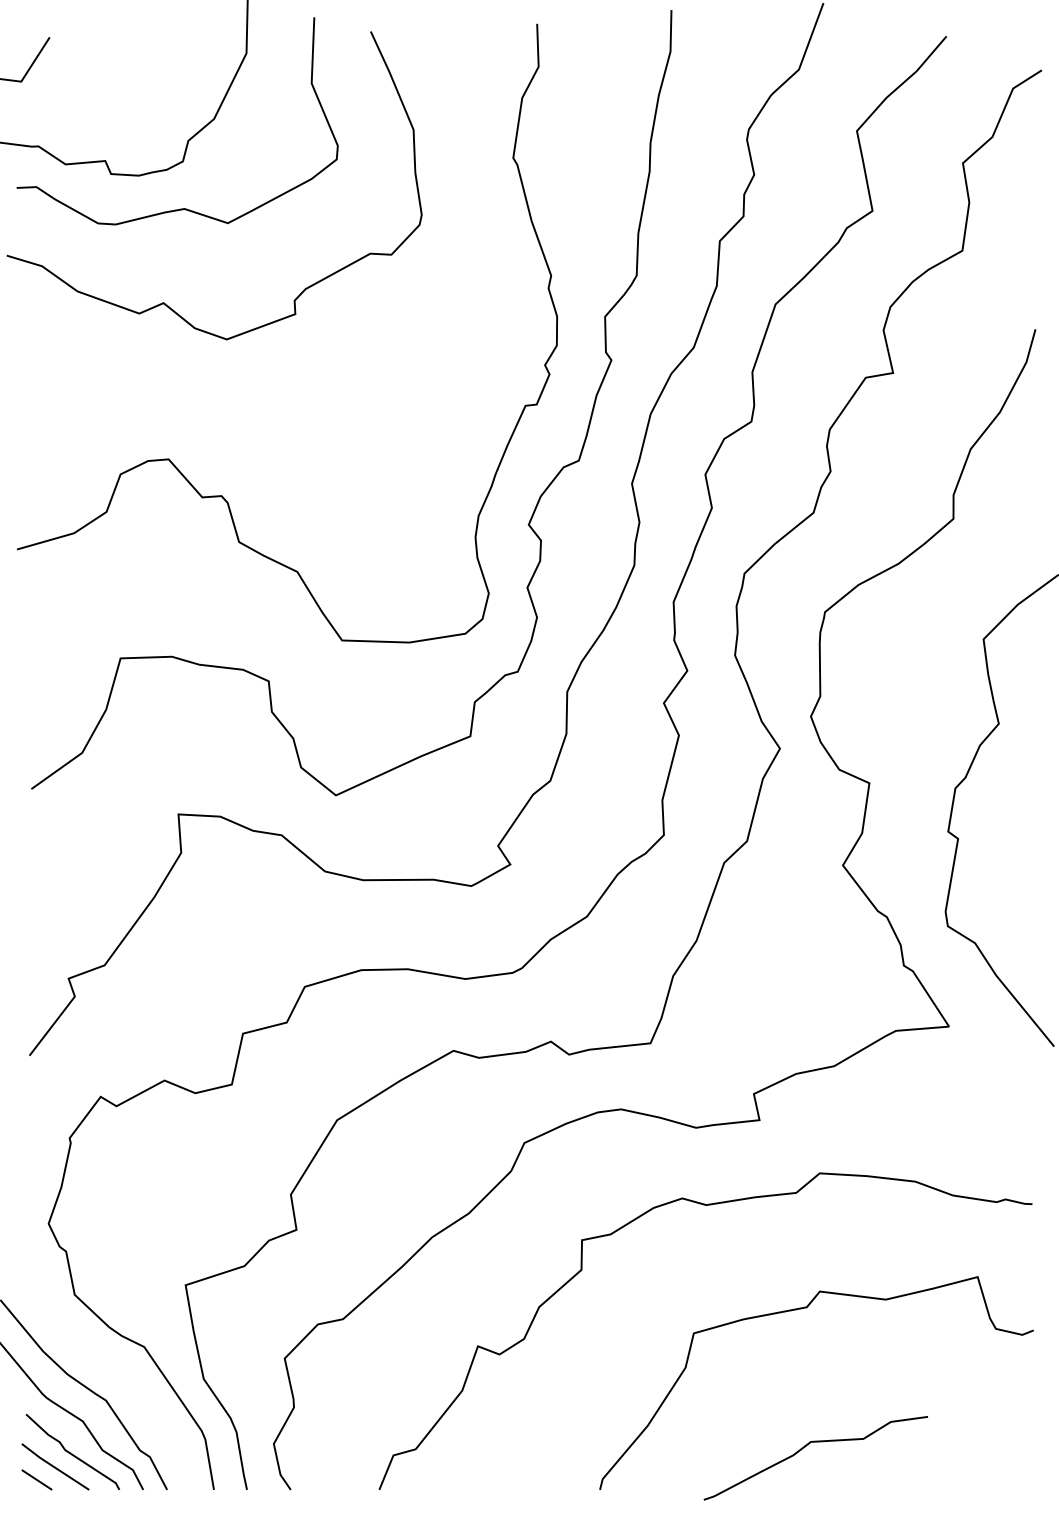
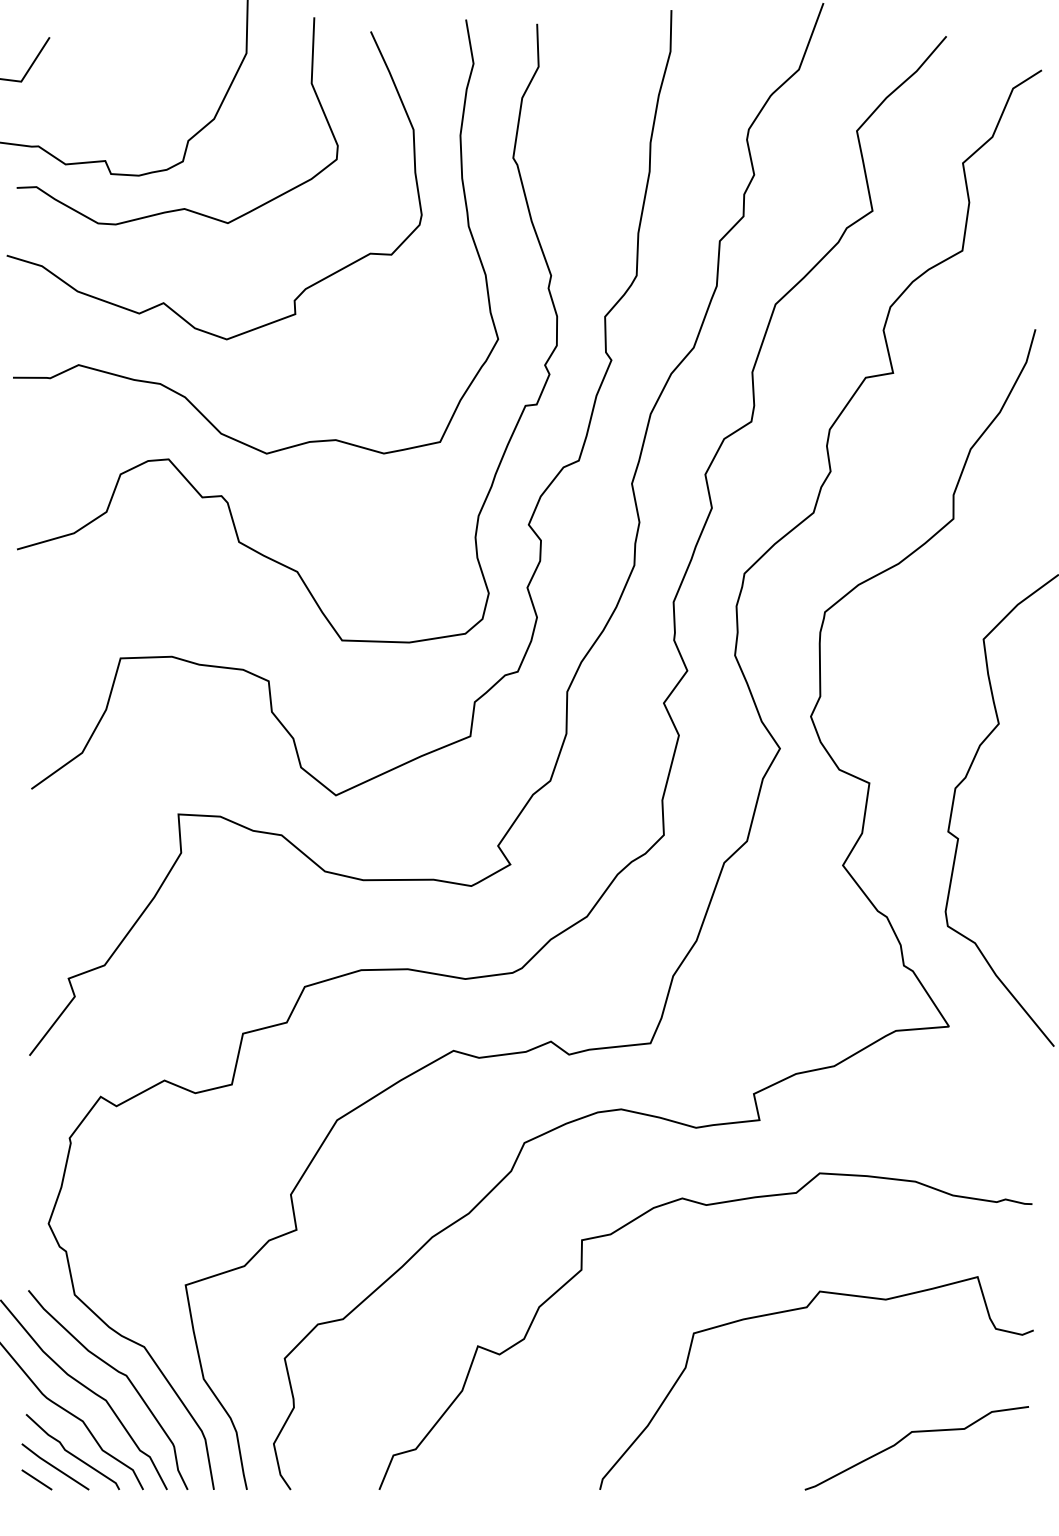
curve: none -> present (171, 388)
curve: none -> present (117, 1372)
curve position: (805, 1447) -> (906, 1437) (906, 1437)
